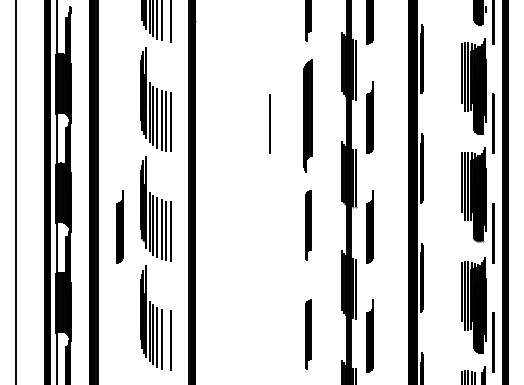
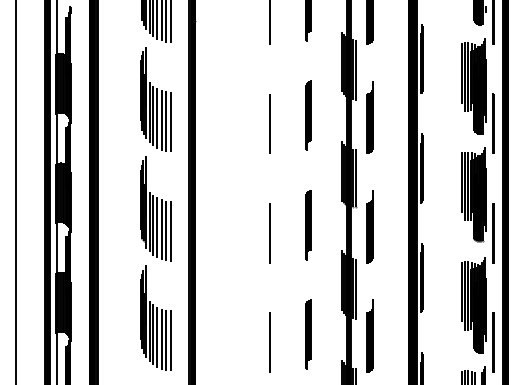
line: none -> present (166, 22)
line: none -> present (270, 23)
part size: 10x114 px -> 7x71 px (308, 115)
part: present -> none (119, 226)
line: none -> present (269, 233)
line: none -> present (166, 339)
line: none -> present (270, 342)
